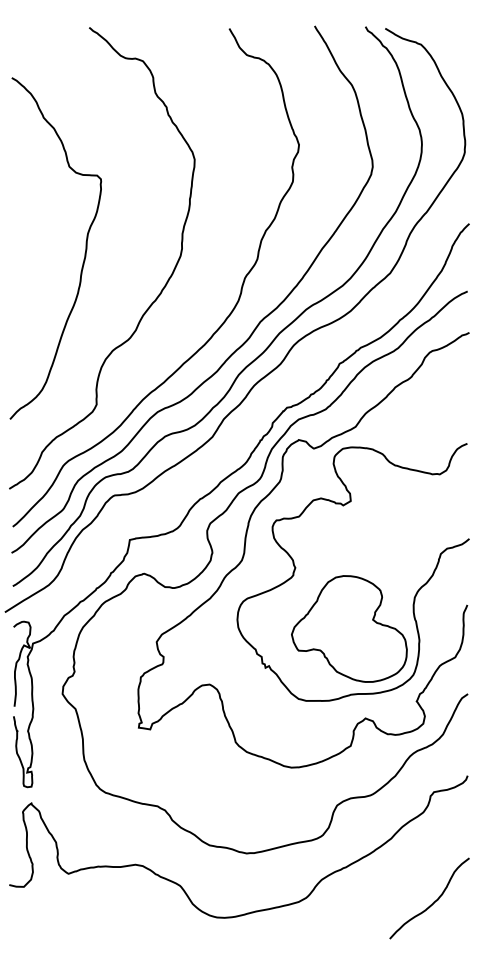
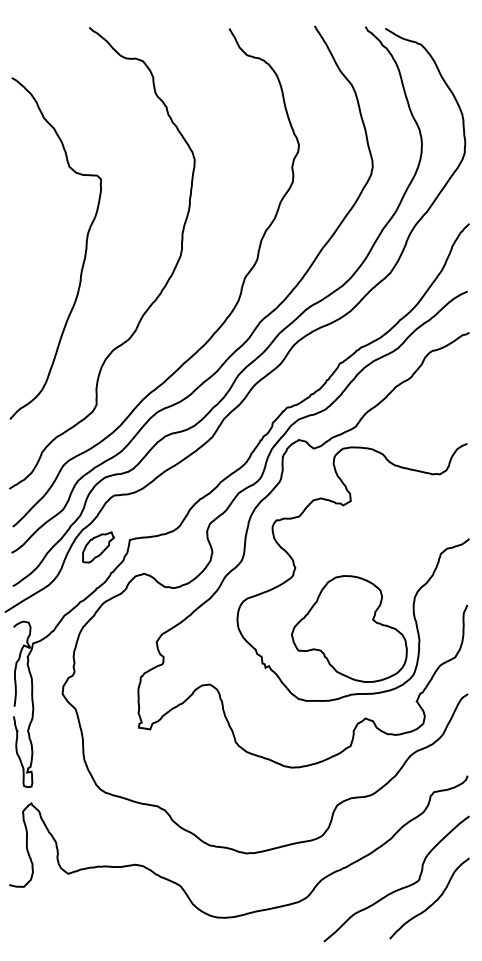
part: none -> present (98, 547)
curve: none -> present (401, 887)
